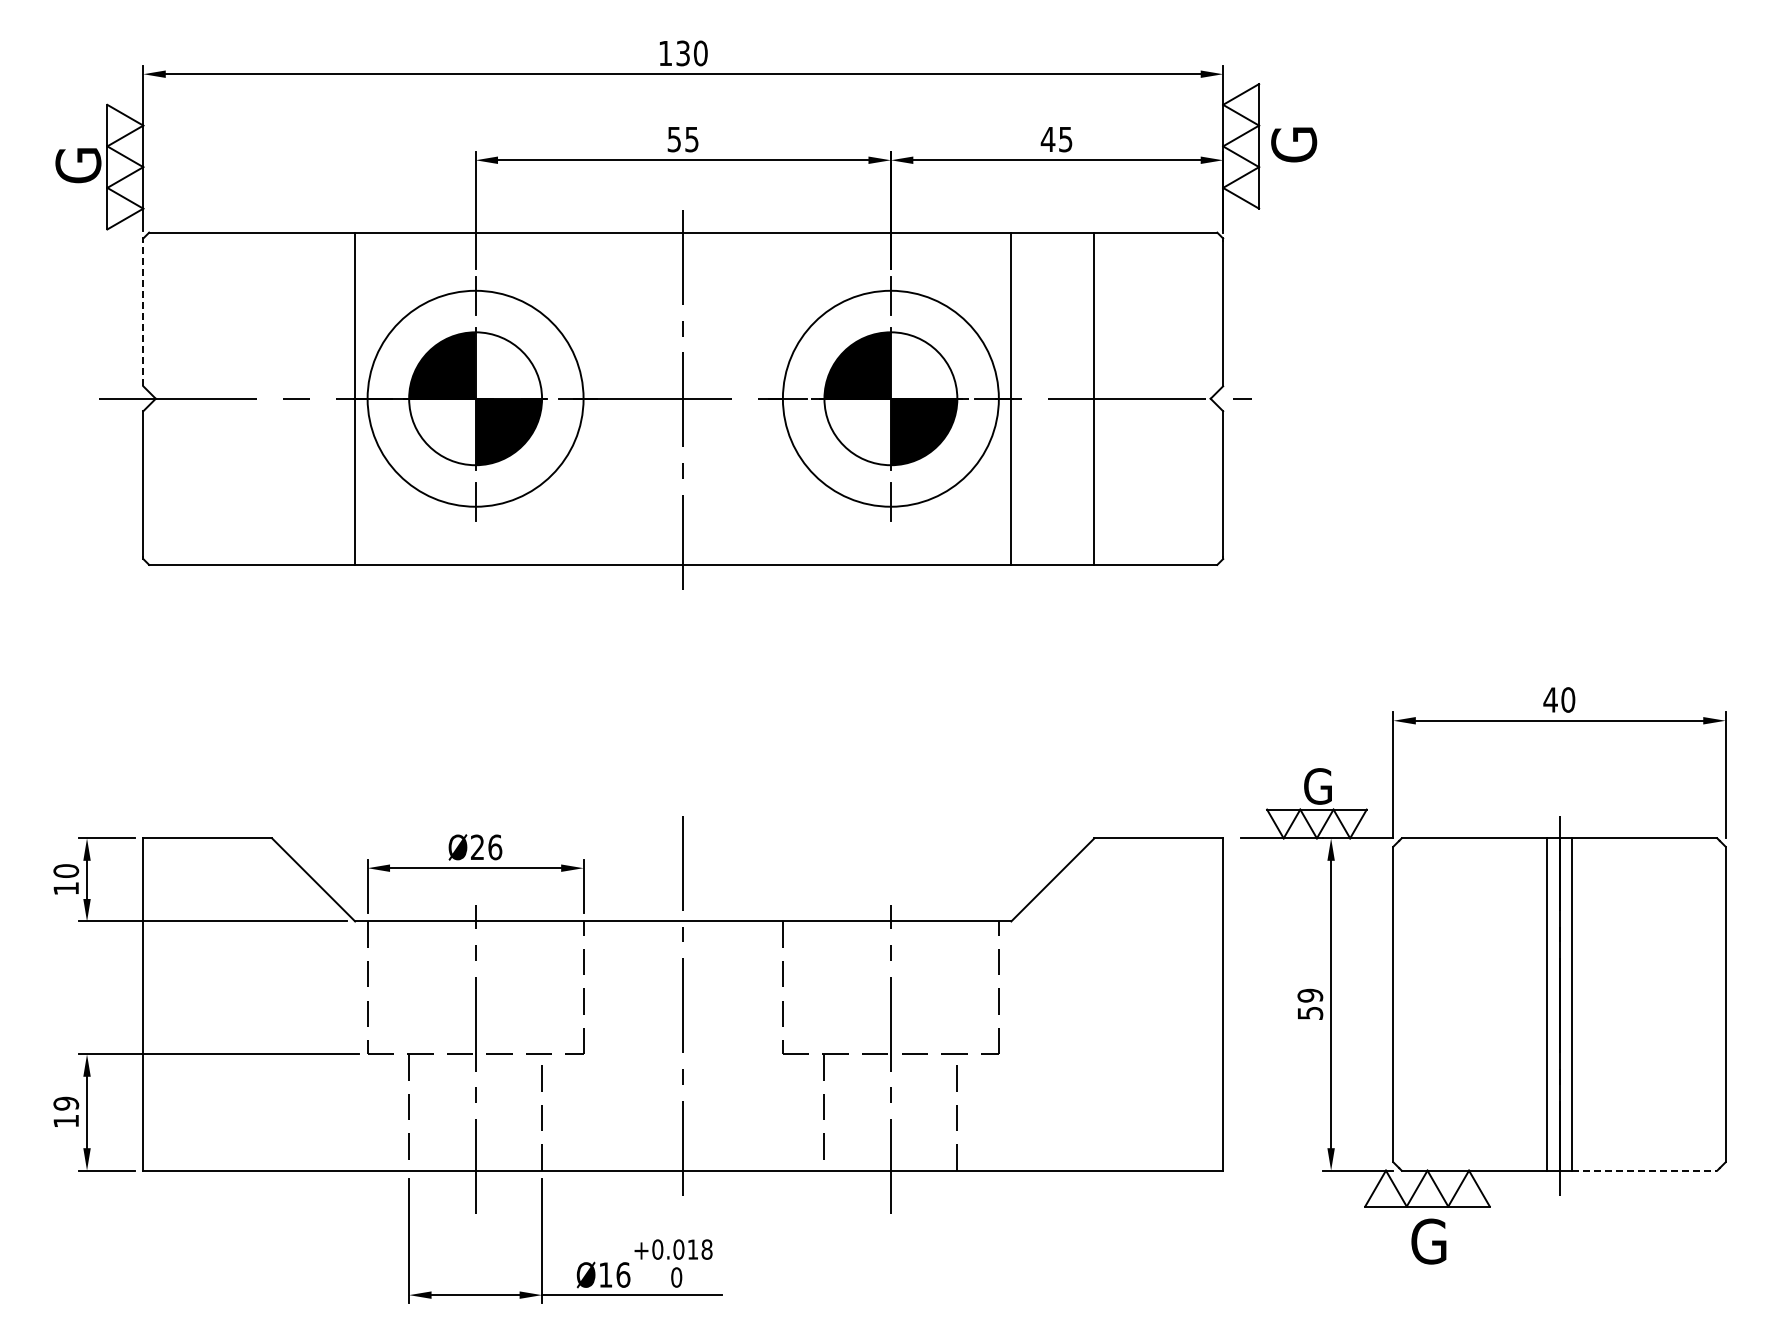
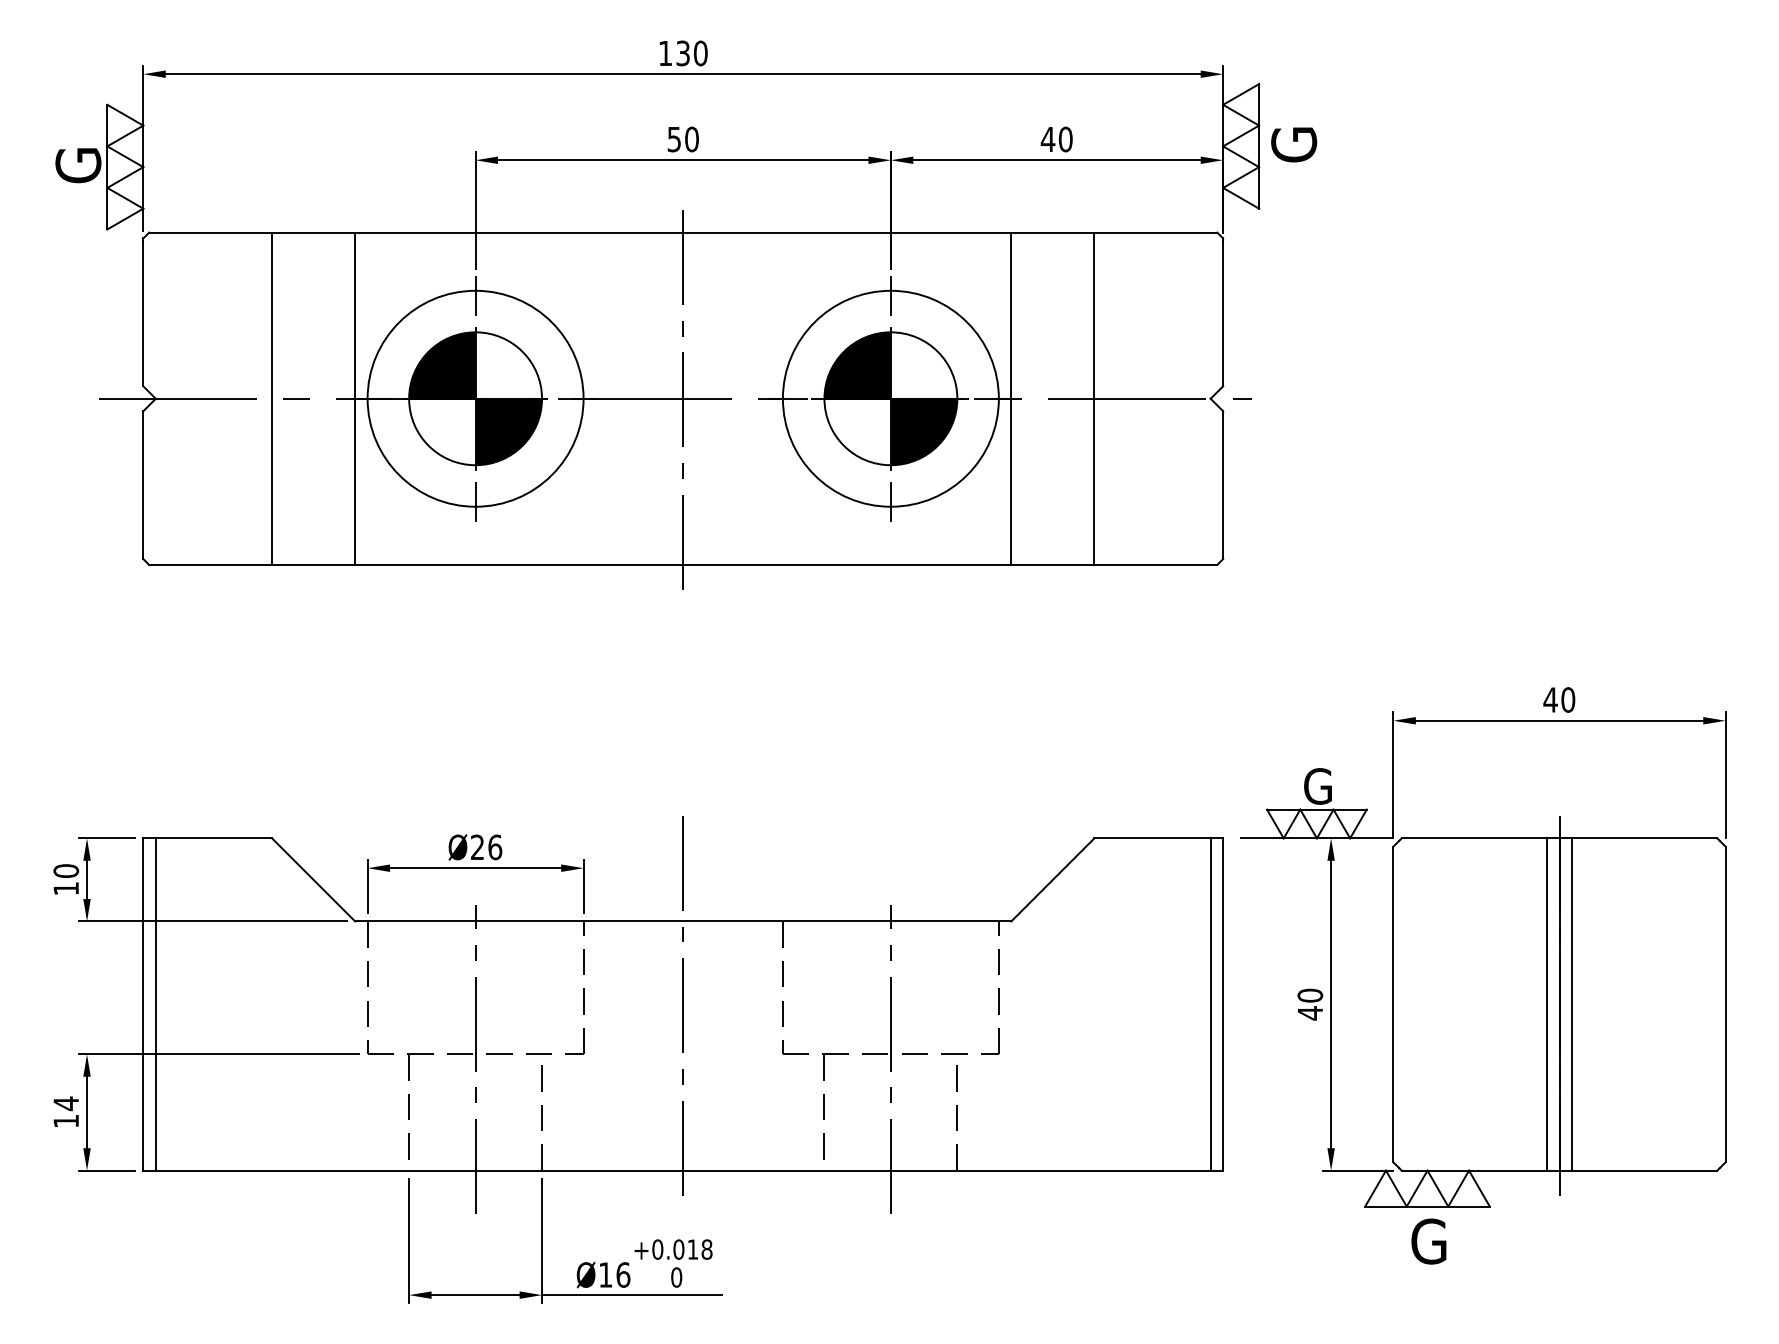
text: 55 -> 50 (691, 139)
text: 45 -> 40 (1065, 139)
line: dashed -> solid (143, 313)
line: none -> present (272, 398)
line: none -> present (155, 1004)
line: none -> present (1210, 1004)
text: 59 -> 40 (1310, 1004)
text: 19 -> 14 (66, 1103)
line: dashed -> solid (1644, 1170)
